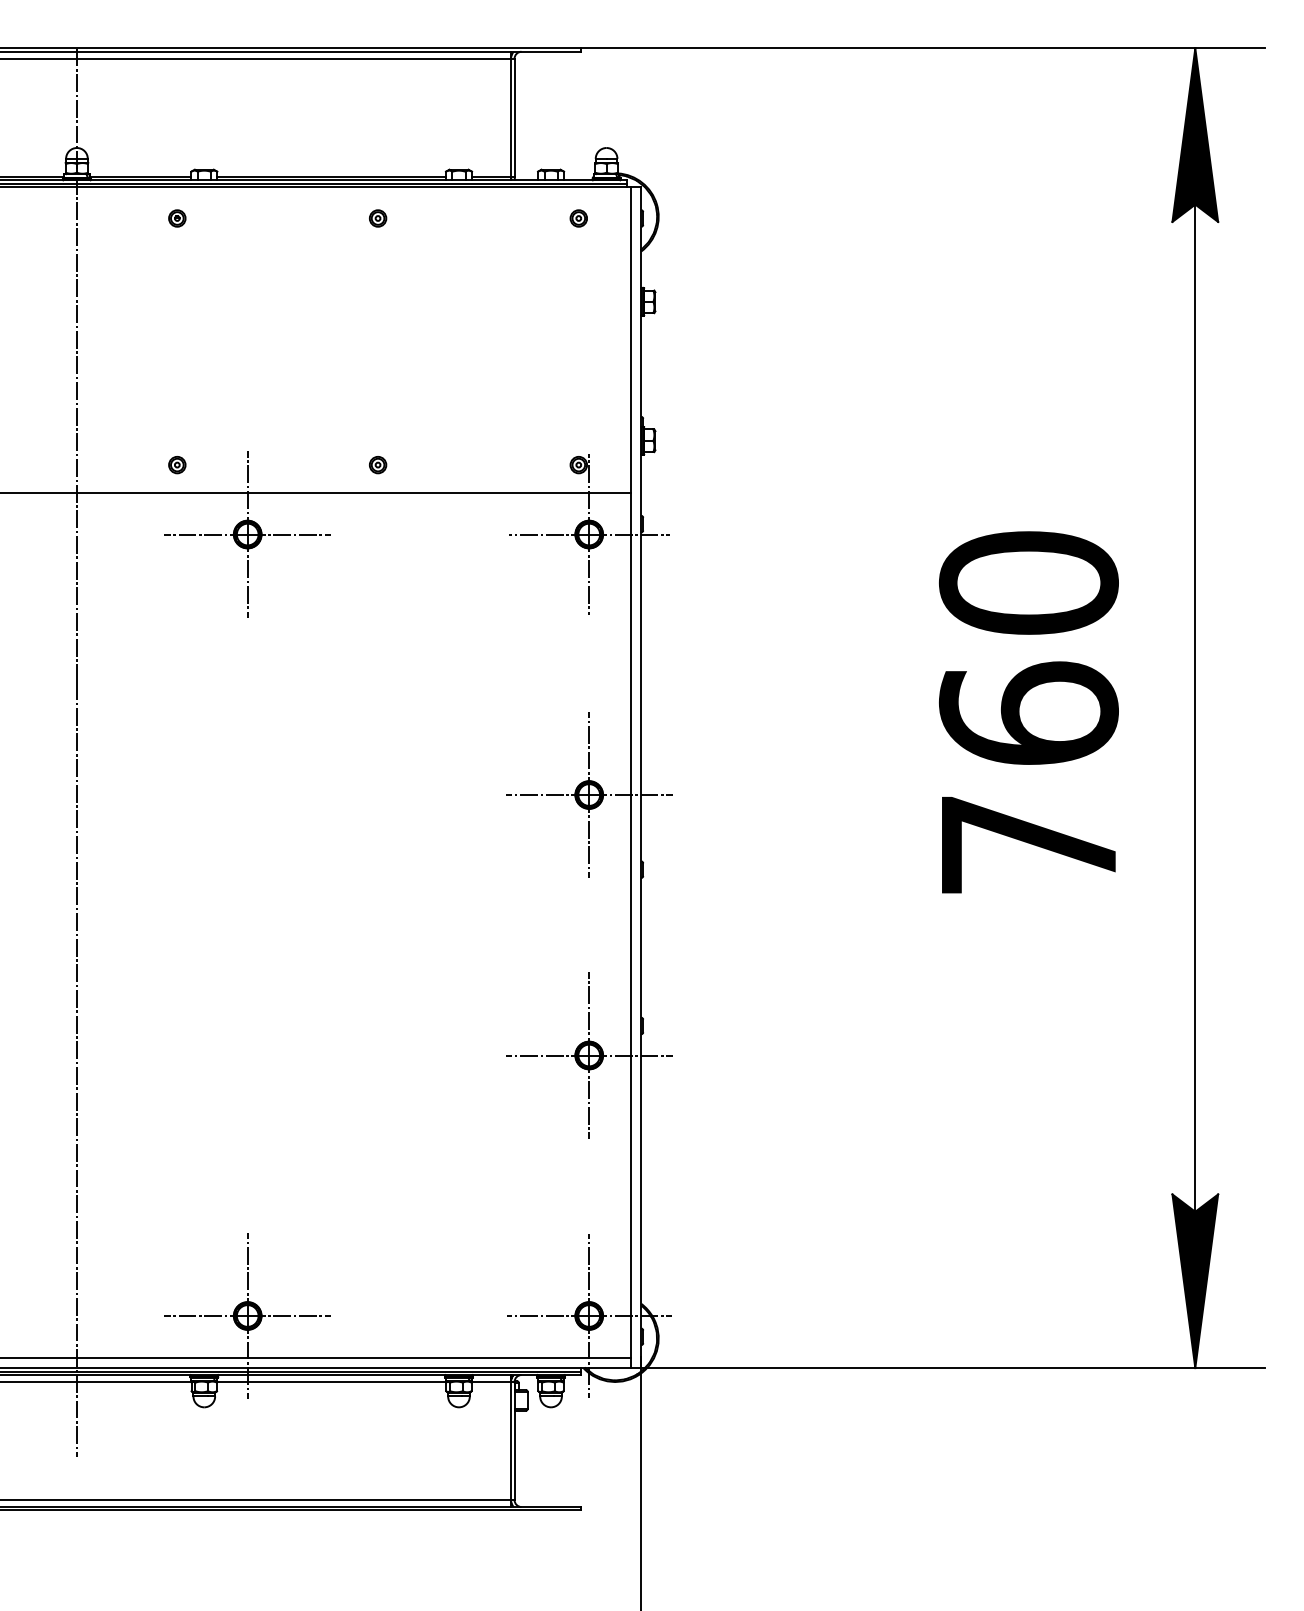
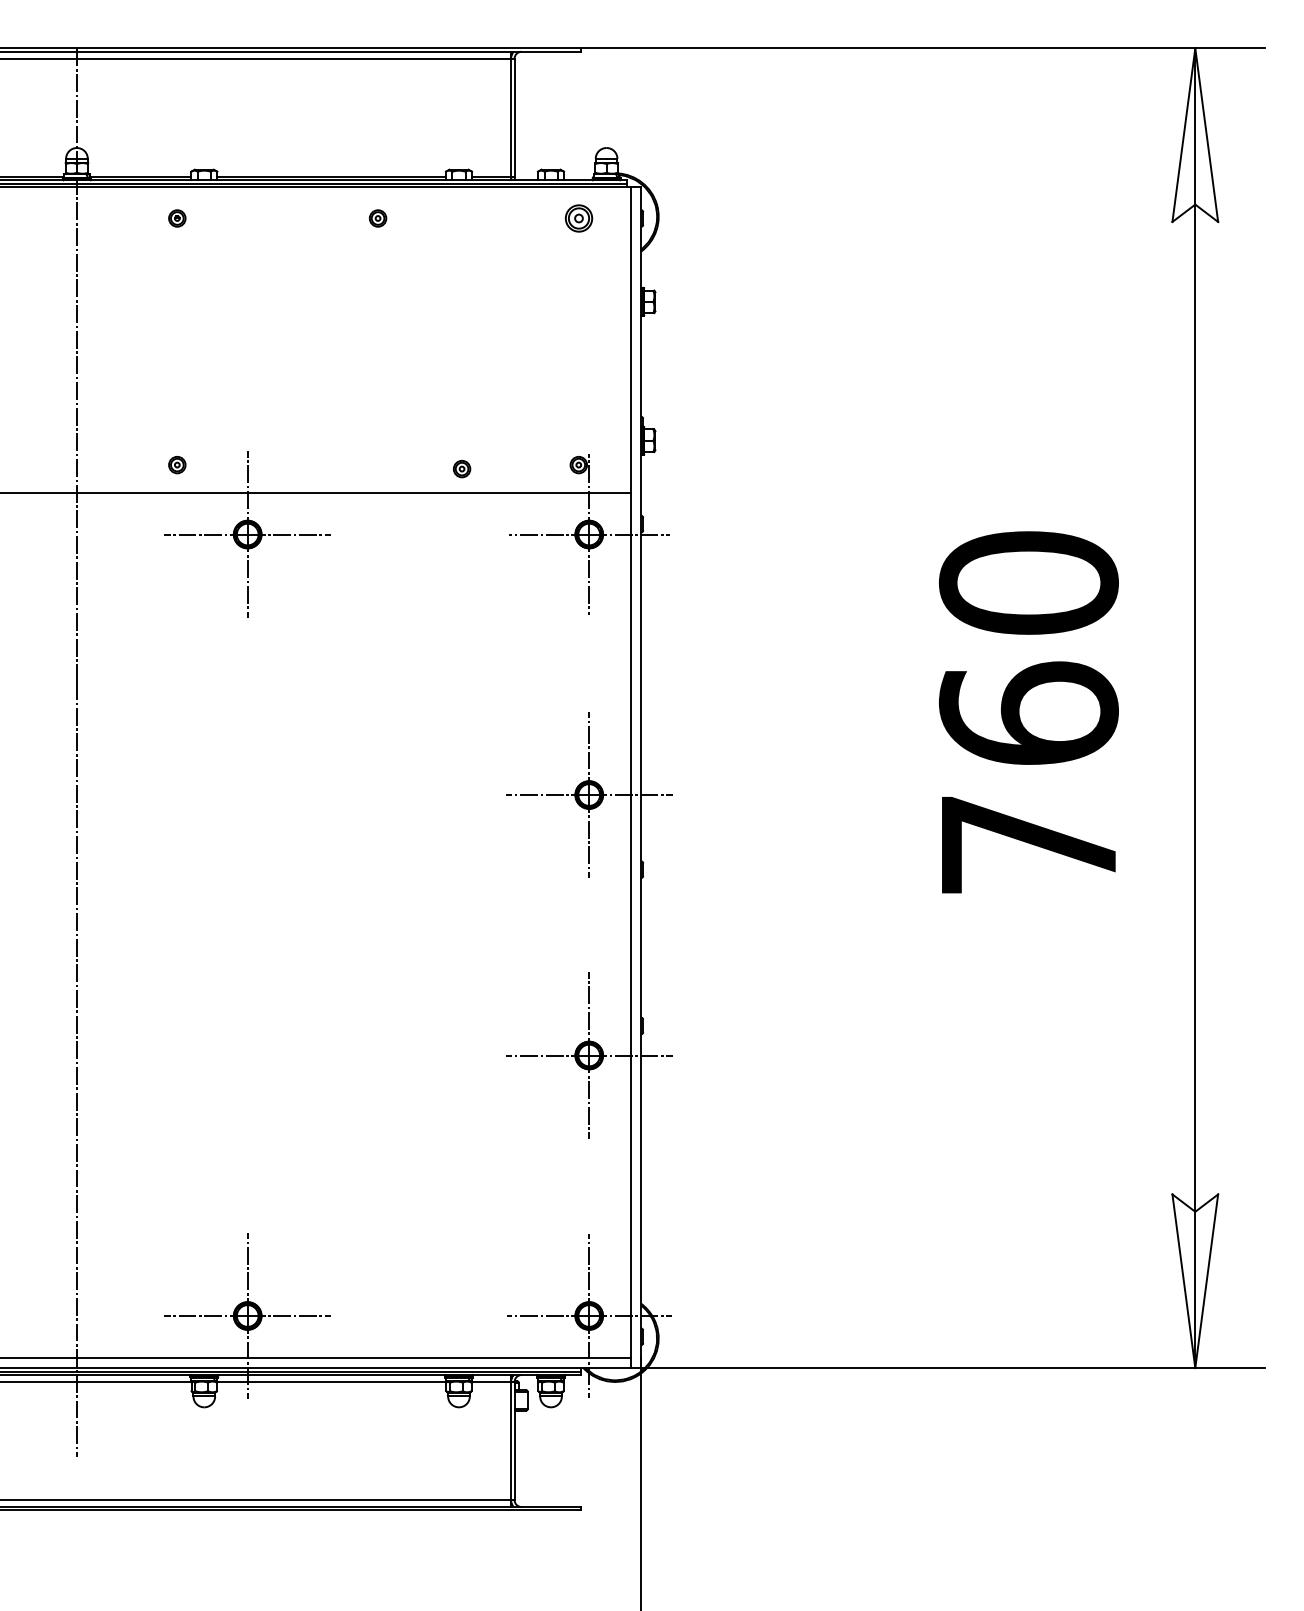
fill: present -> none (1195, 134)
part size: 19x19 px -> 30x29 px (578, 218)
part position: (378, 465) -> (462, 469) (462, 469)
fill: present -> none (1195, 1281)
